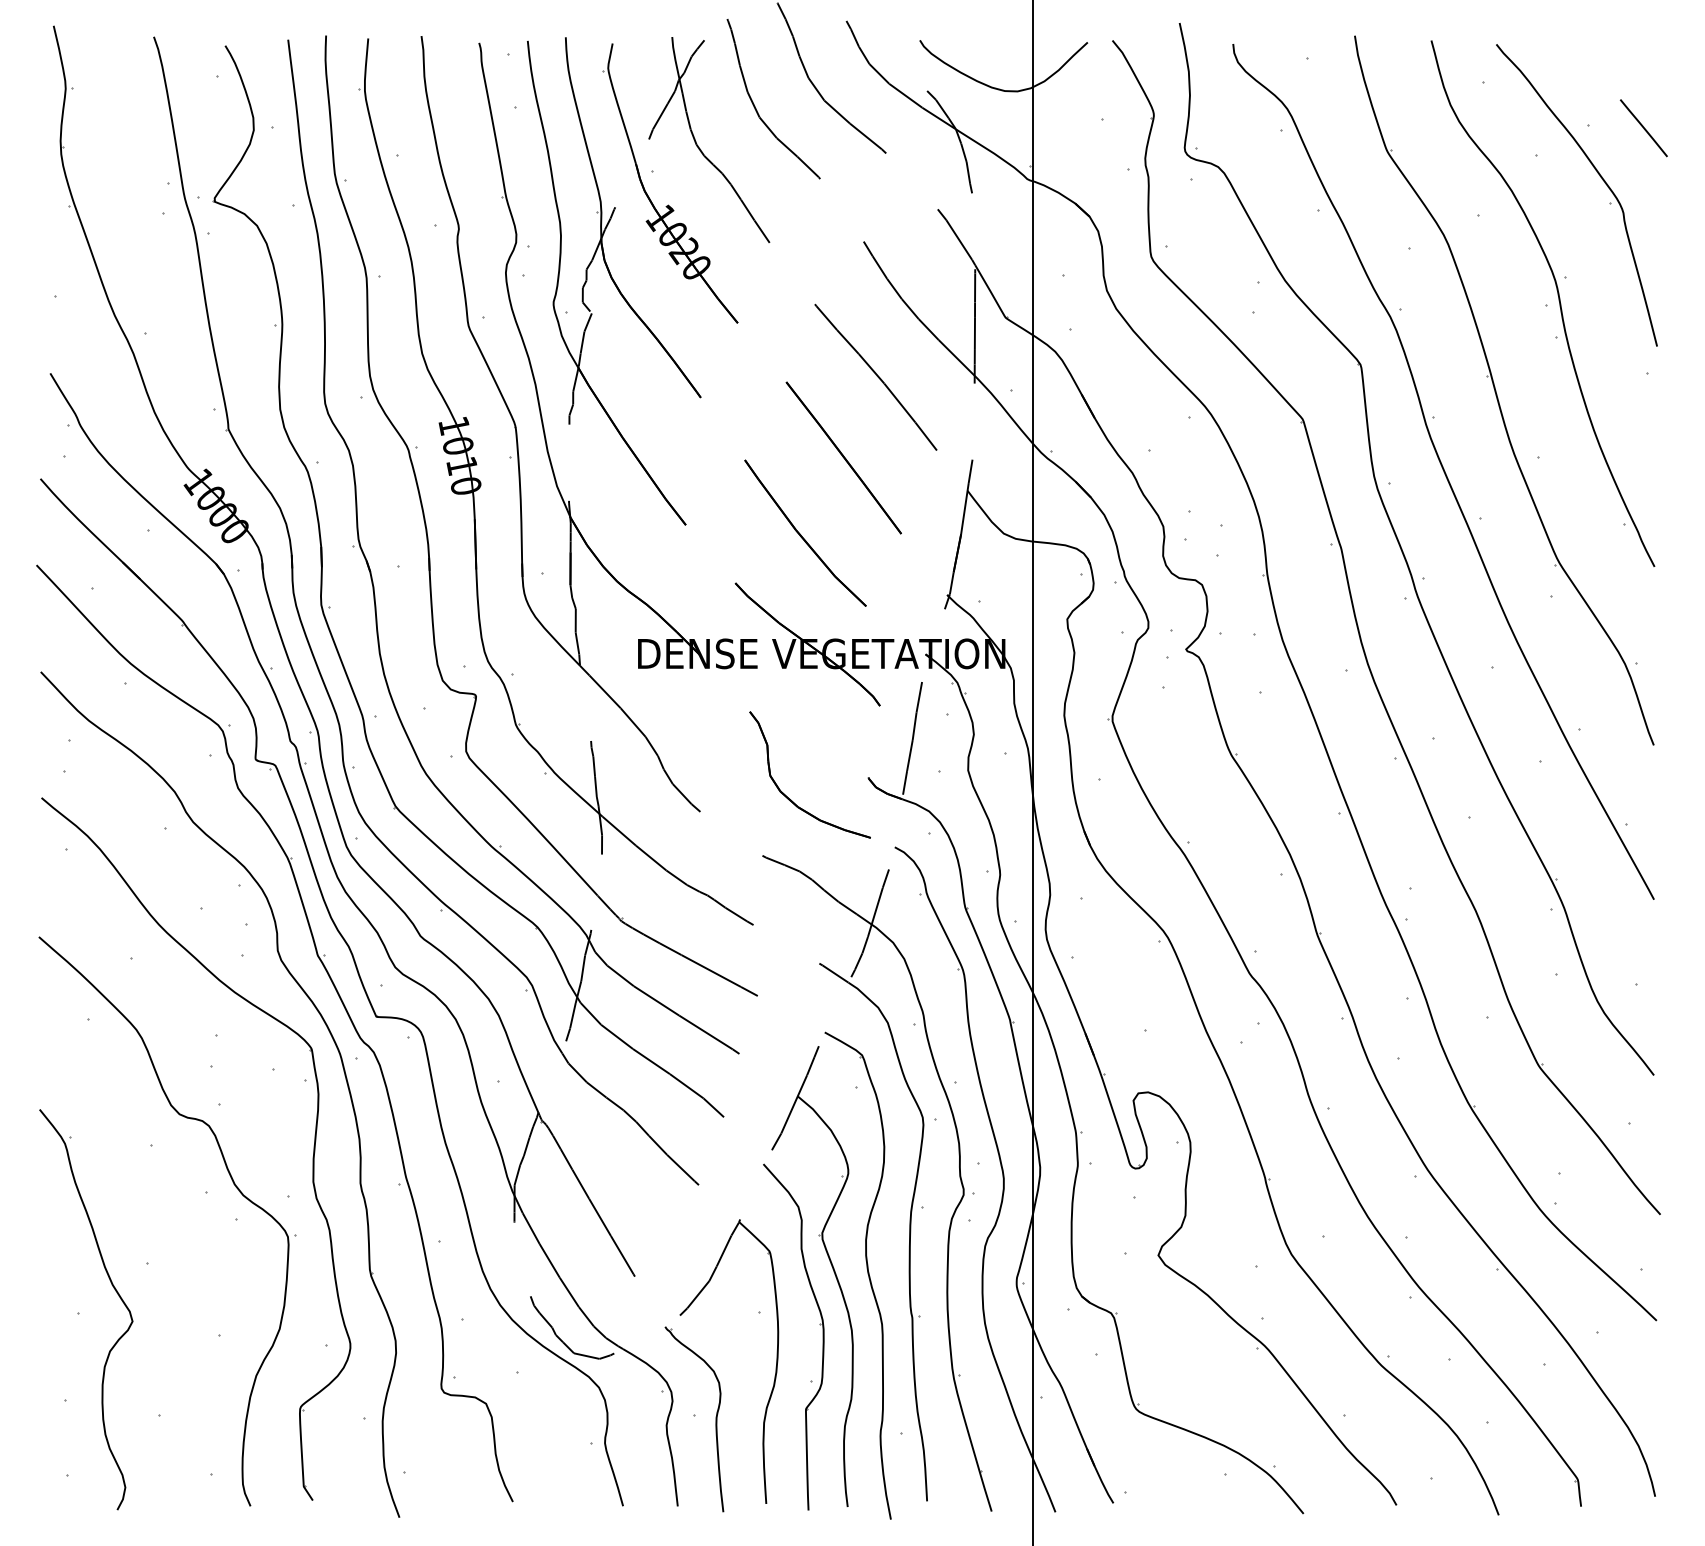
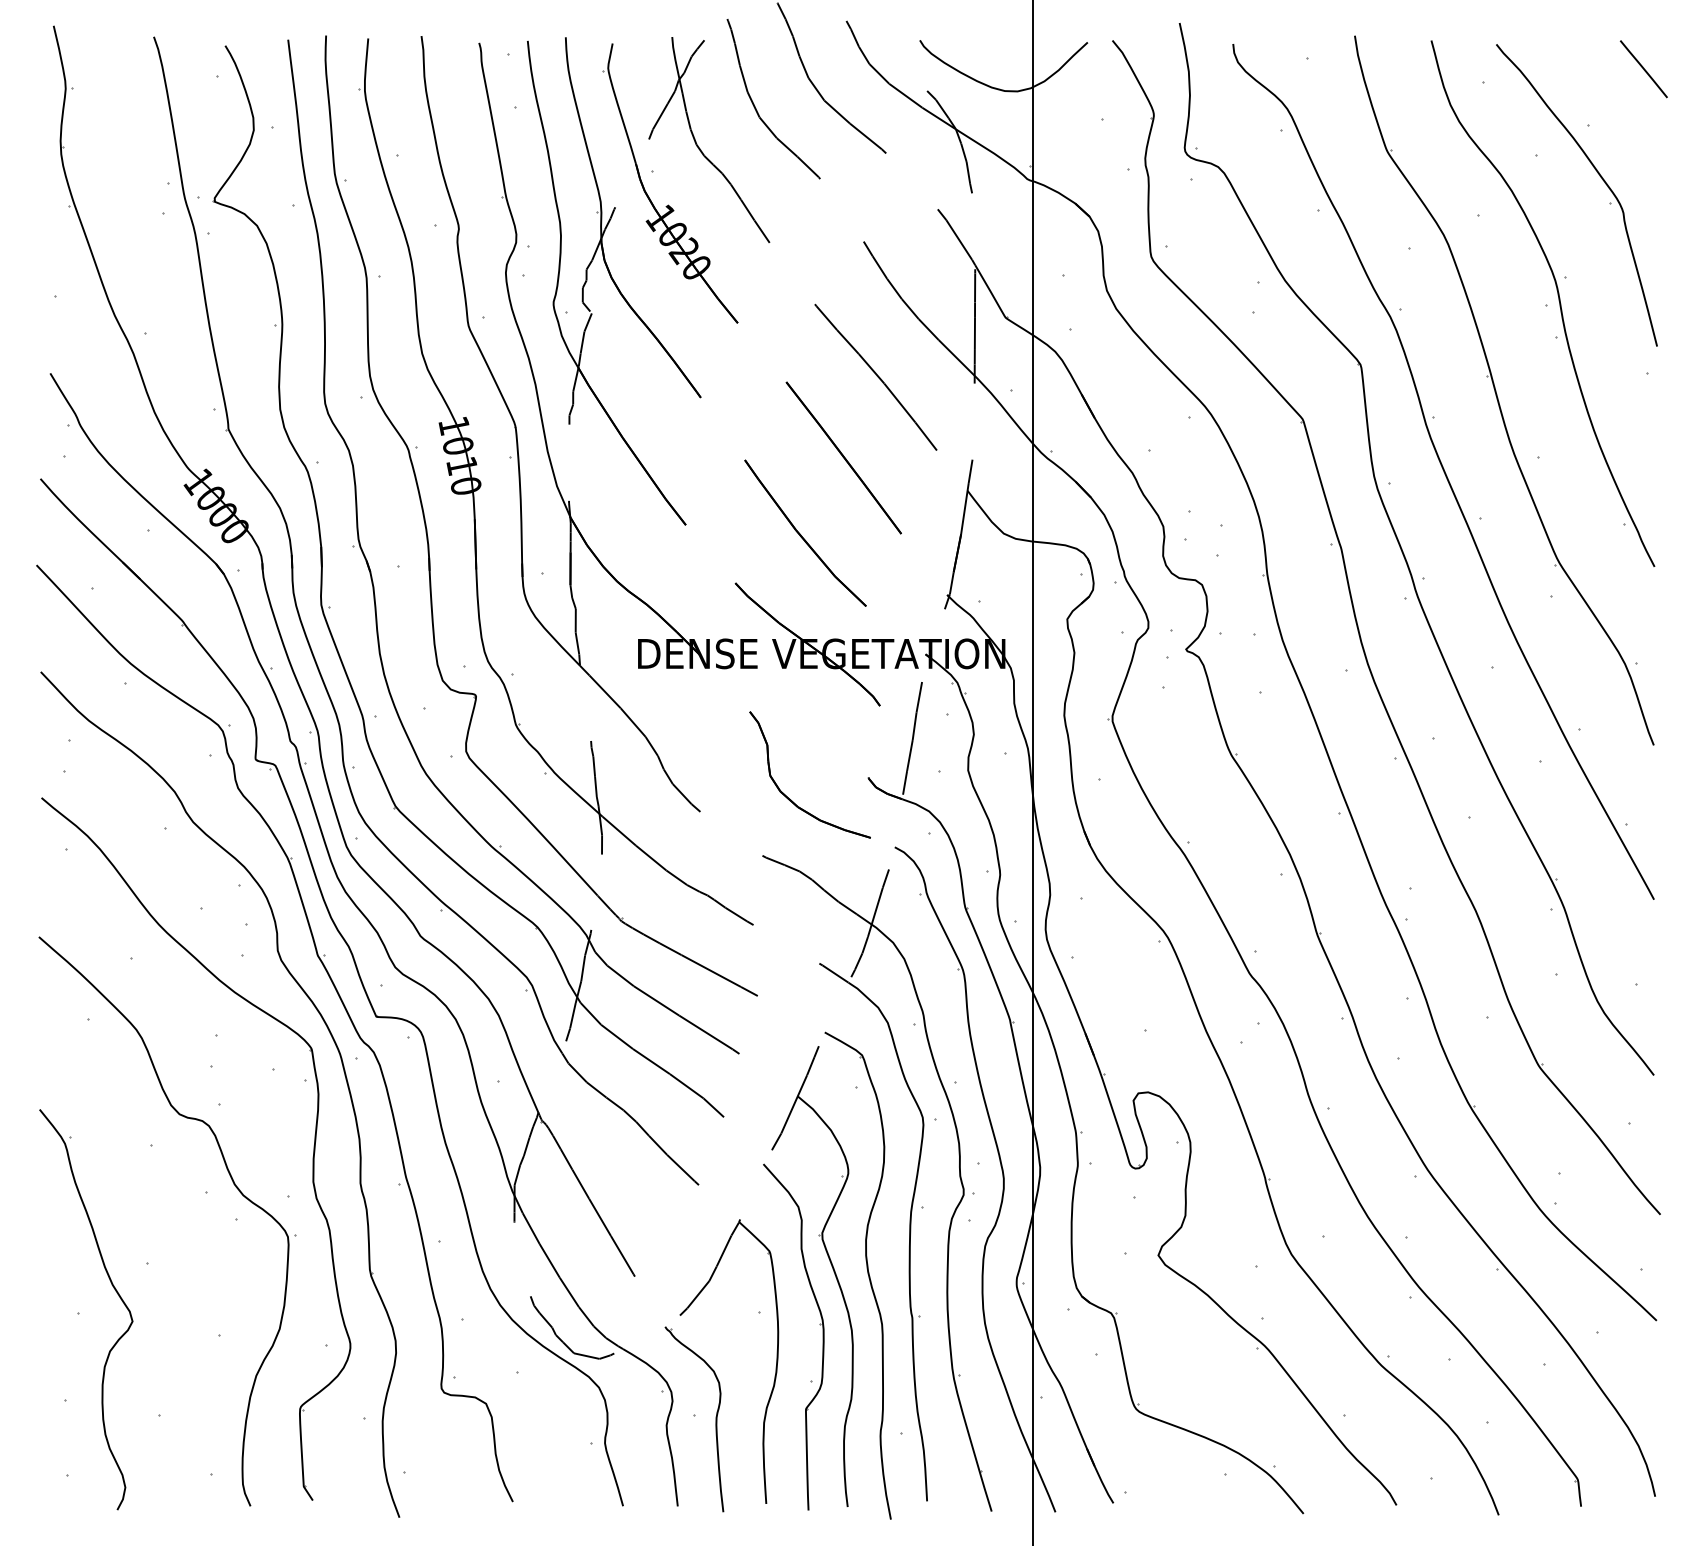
line position: (1643, 128) -> (1643, 69) (1643, 69)
